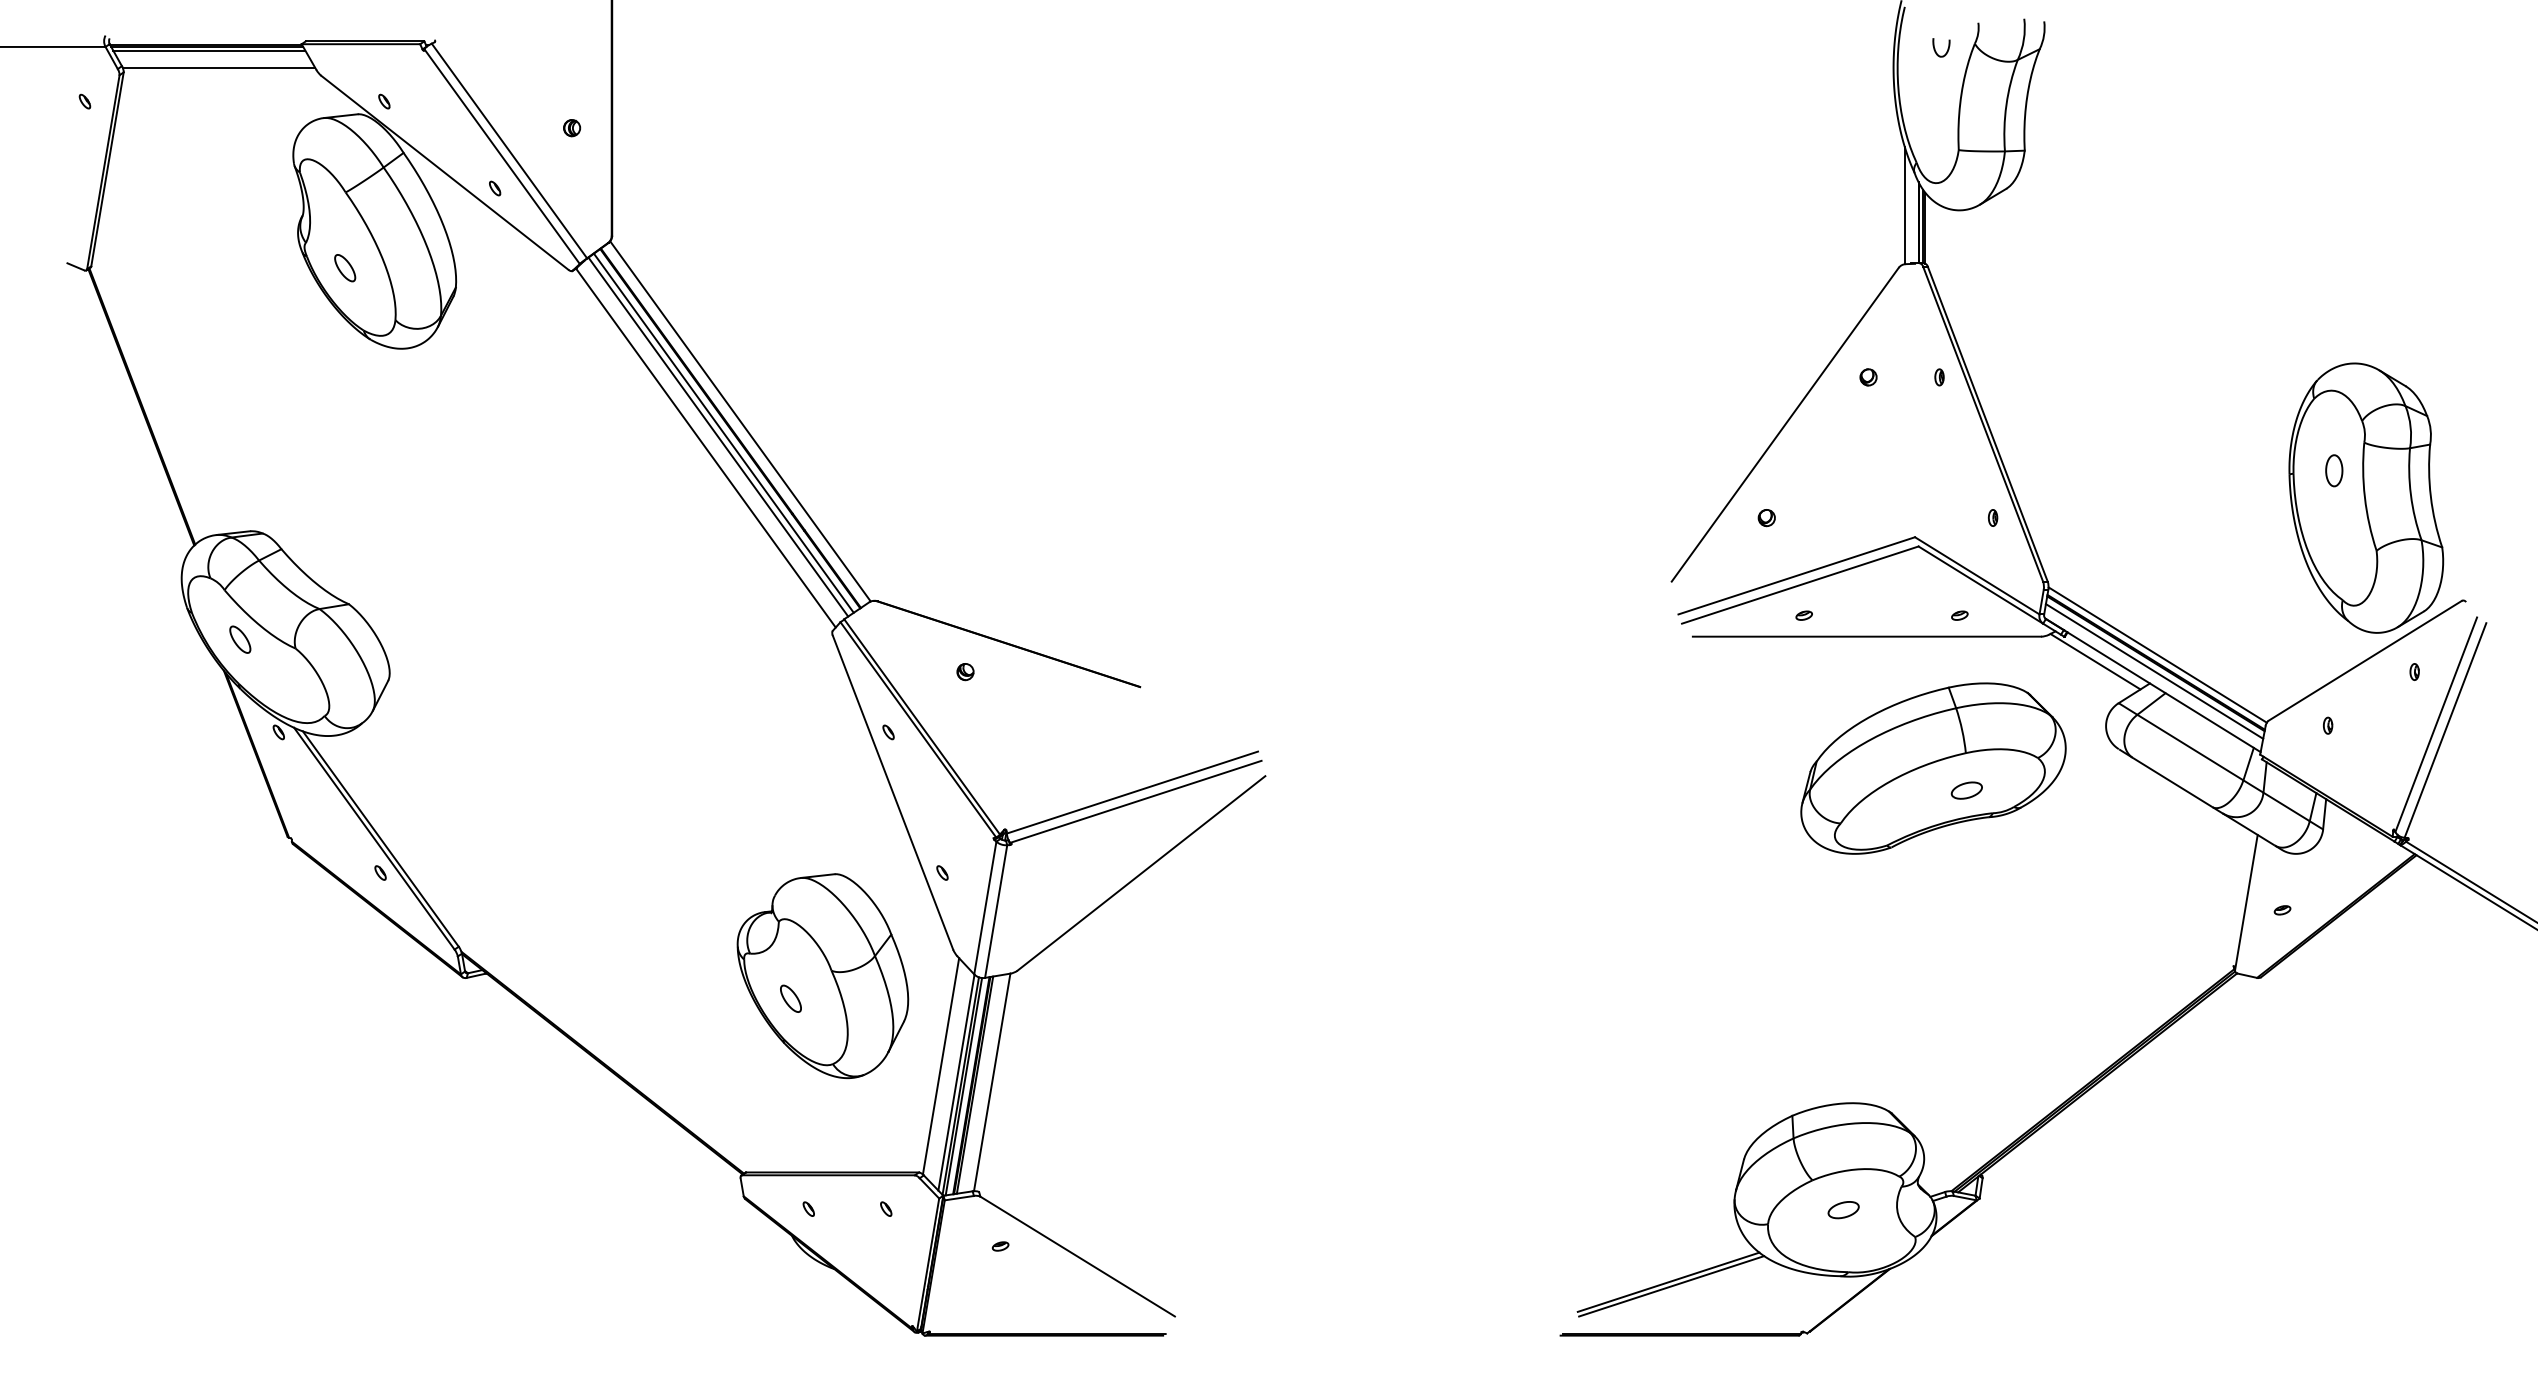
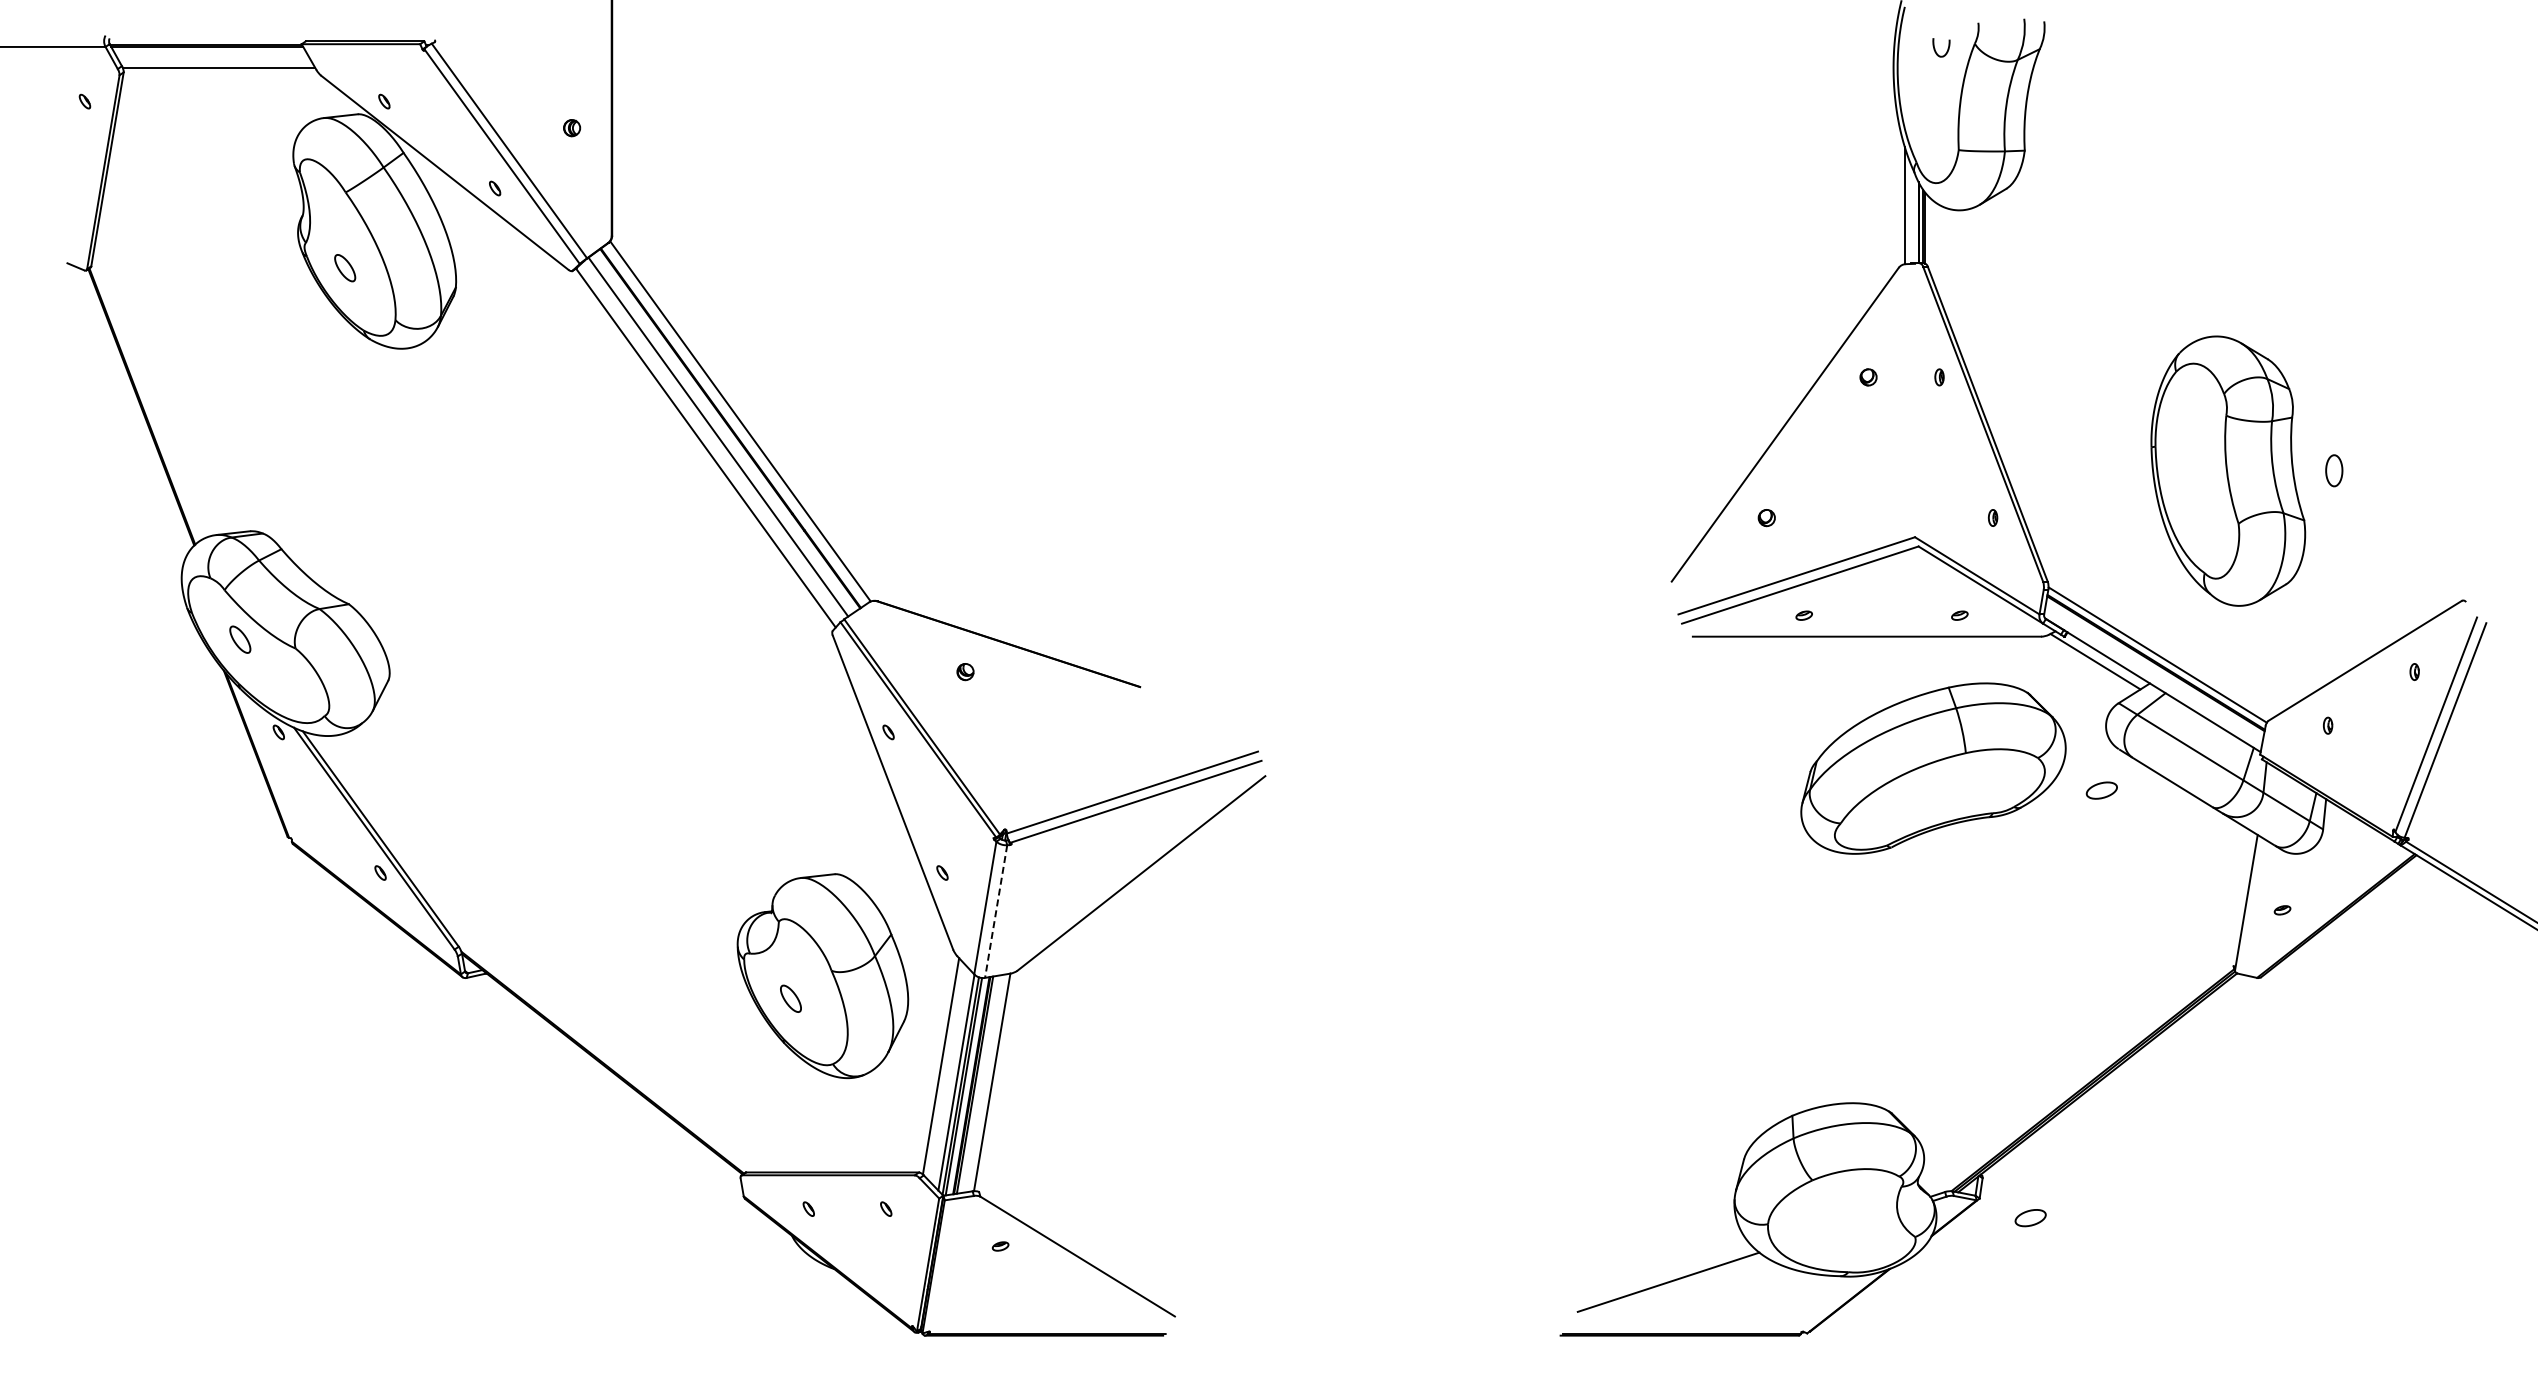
line: present -> none (209, 50)
line: present -> none (723, 432)
part position: (2366, 497) -> (2228, 470) (2228, 470)
line: present -> none (2154, 671)
part position: (1966, 790) -> (2101, 790) (2101, 790)
line: solid -> dashed (996, 912)
part position: (1843, 1210) -> (2030, 1218) (2030, 1218)
line: present -> none (1671, 1286)
